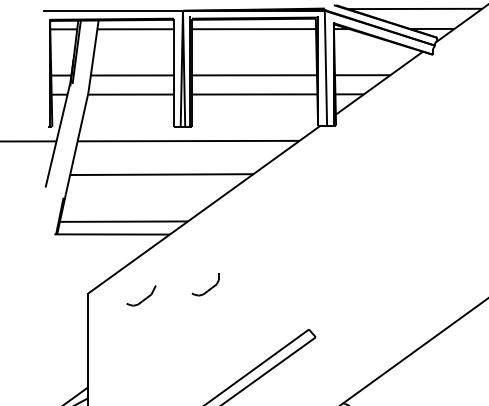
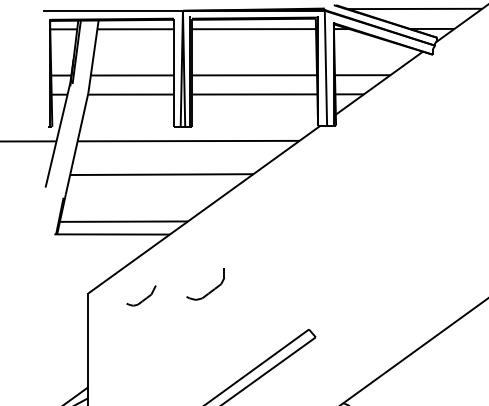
part size: 29x24 px -> 39x33 px (205, 284)
